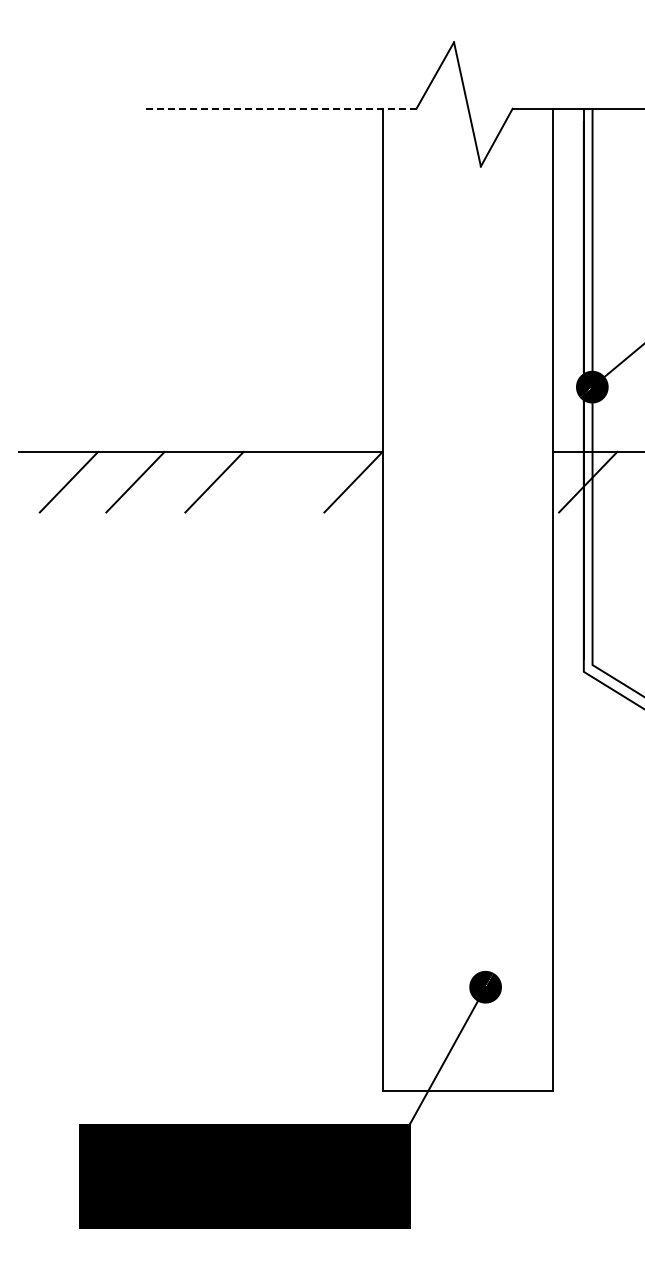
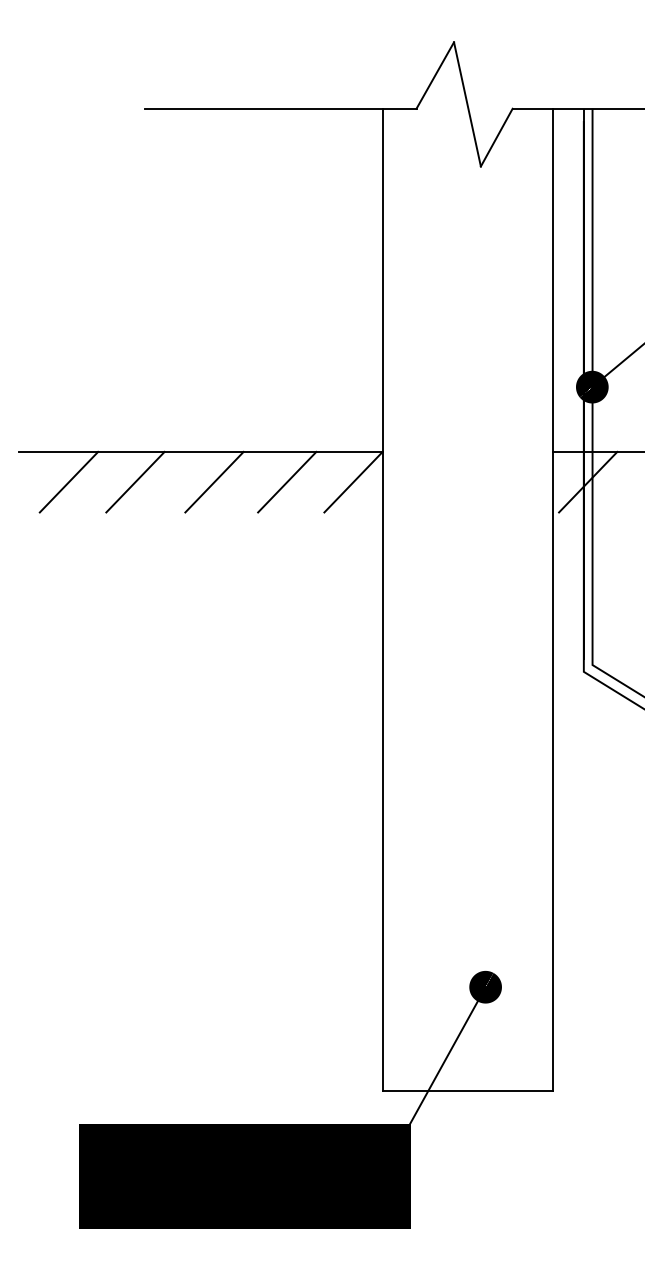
line: dashed -> solid (280, 108)
line: none -> present (287, 481)
